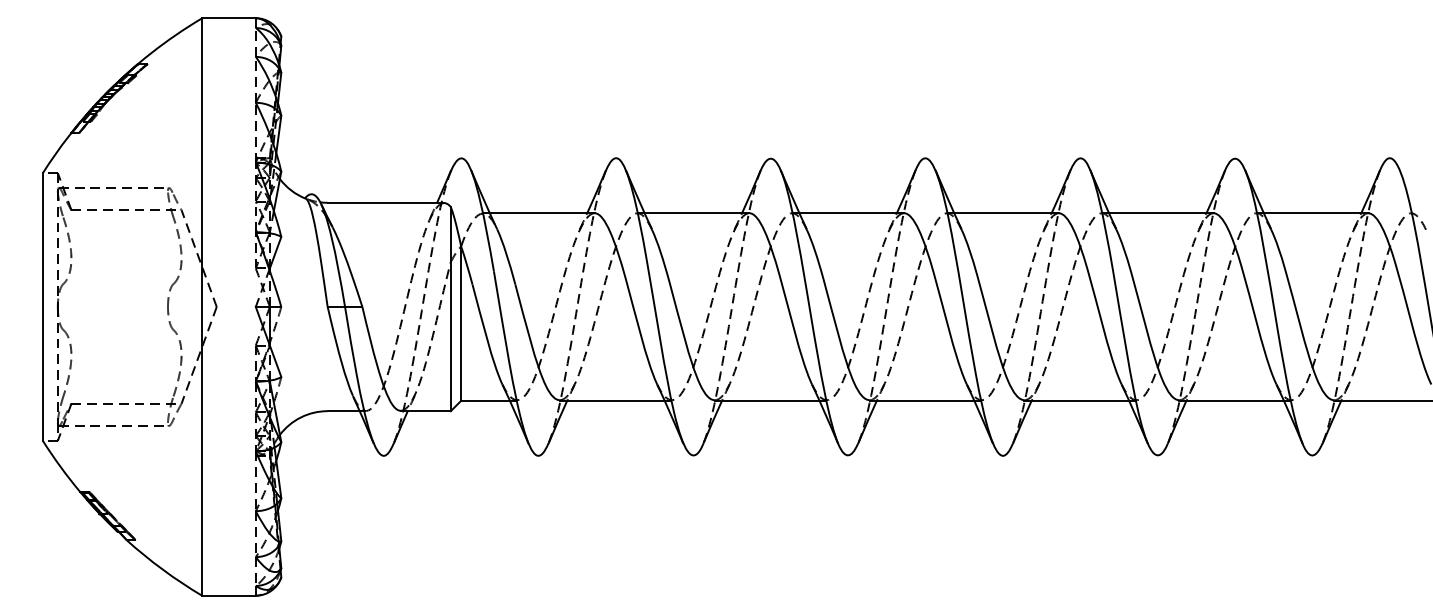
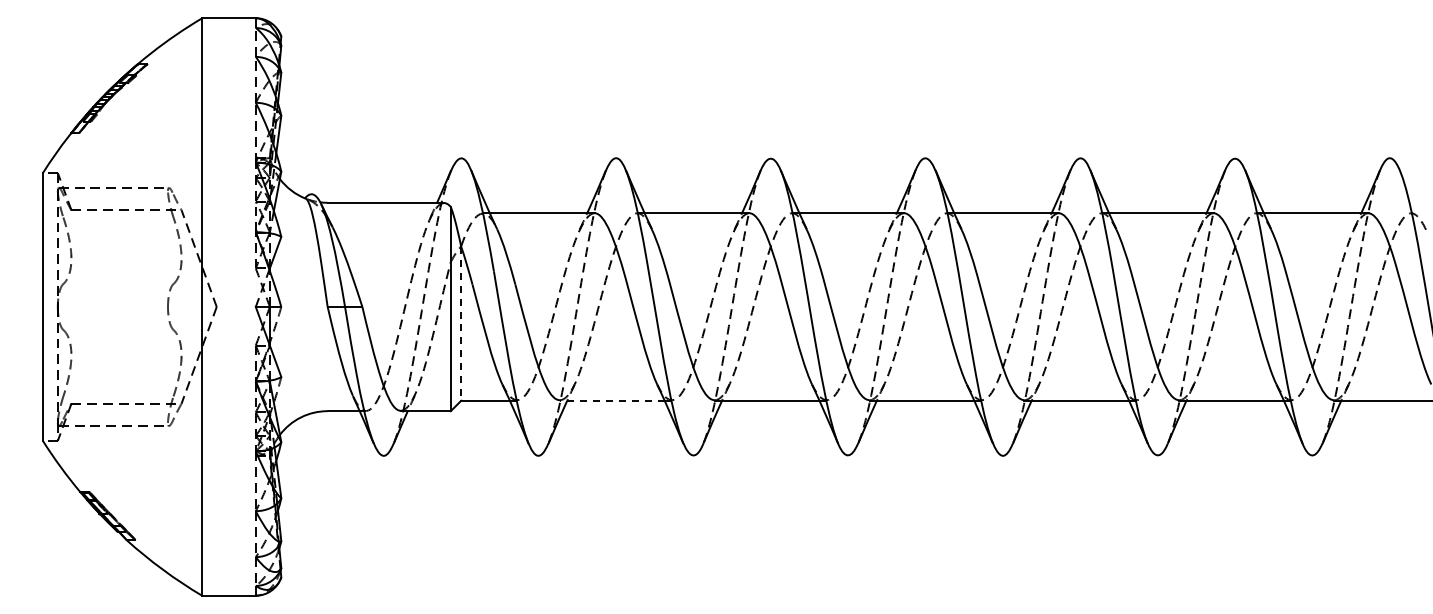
line: solid -> dashed (461, 324)
line: solid -> dashed (611, 400)
